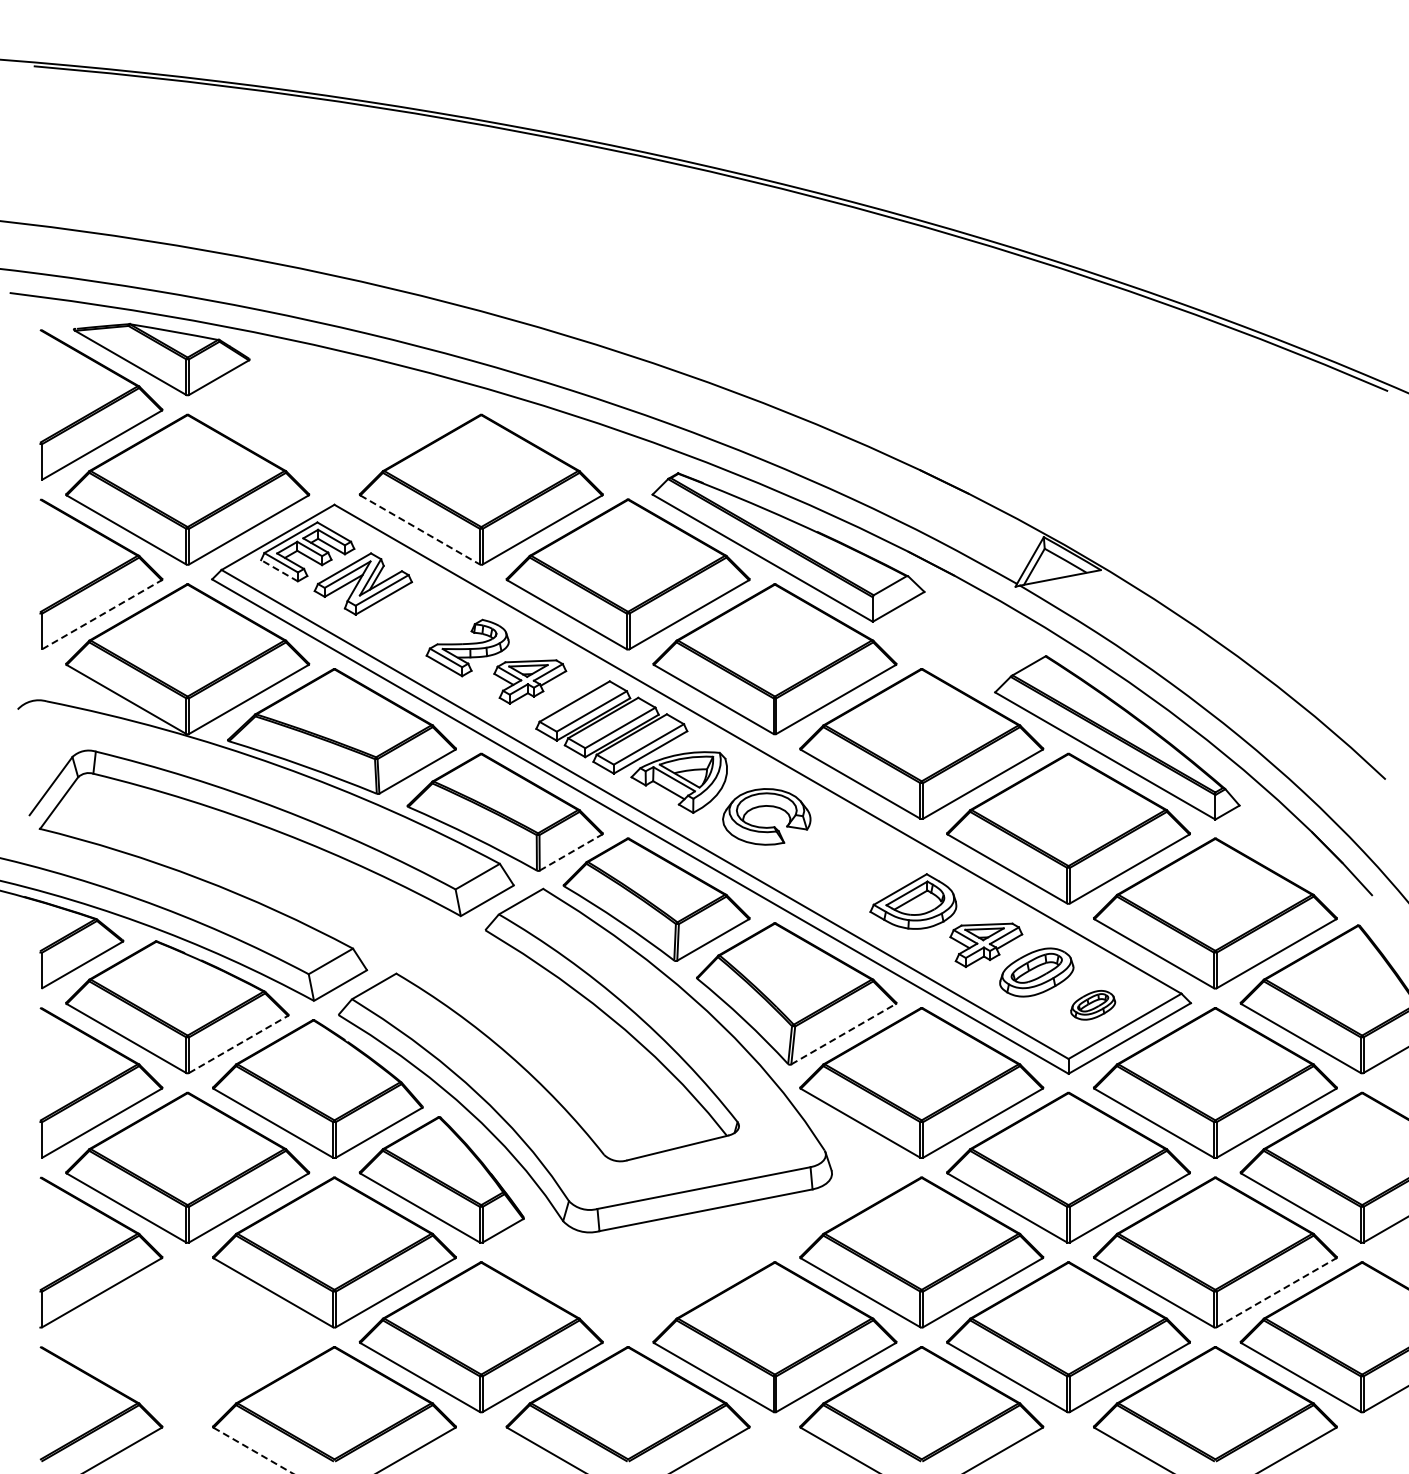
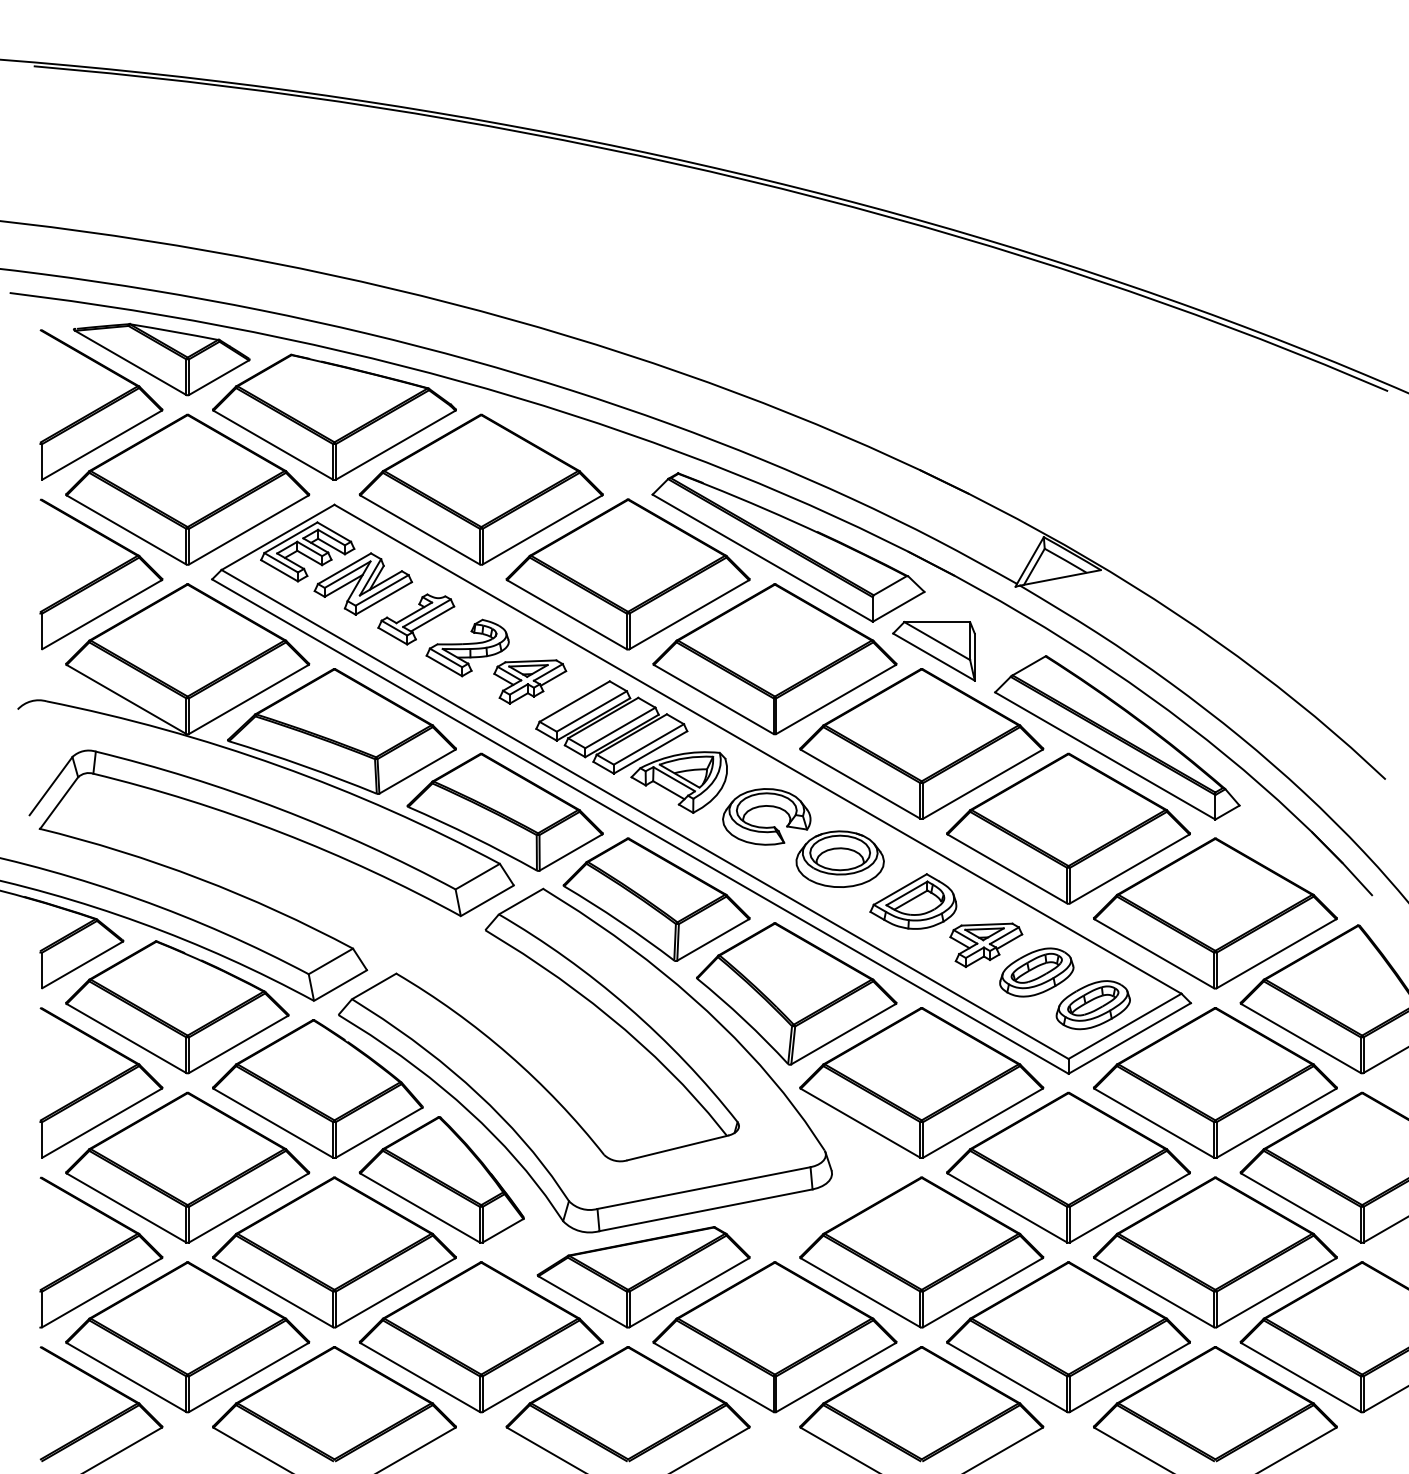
part: none -> present (334, 416)
line: dashed -> solid (420, 530)
line: dashed -> solid (279, 570)
line: dashed -> solid (102, 614)
part: none -> present (416, 619)
part: none -> present (933, 651)
line: dashed -> solid (571, 852)
part: none -> present (839, 858)
part size: 47x31 px -> 76x51 px (1092, 1005)
line: dashed -> solid (844, 1033)
line: dashed -> solid (239, 1044)
part: none -> present (643, 1277)
line: dashed -> solid (1276, 1292)
part: none -> present (187, 1337)
line: dashed -> solid (253, 1451)
